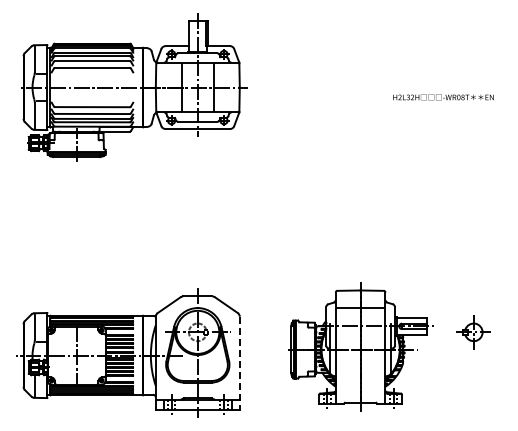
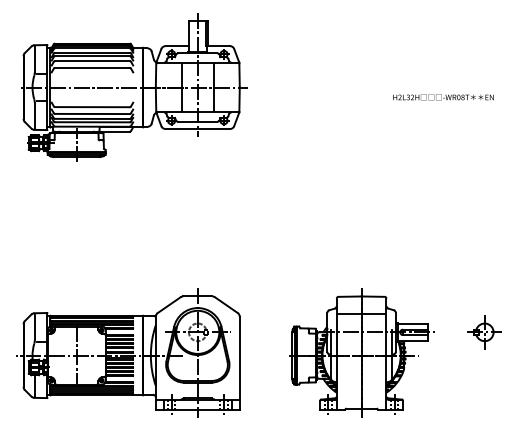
part position: (473, 332) -> (484, 332) (484, 332)
part position: (360, 346) -> (361, 352) (361, 352)
line: dashed -> solid (239, 363)
